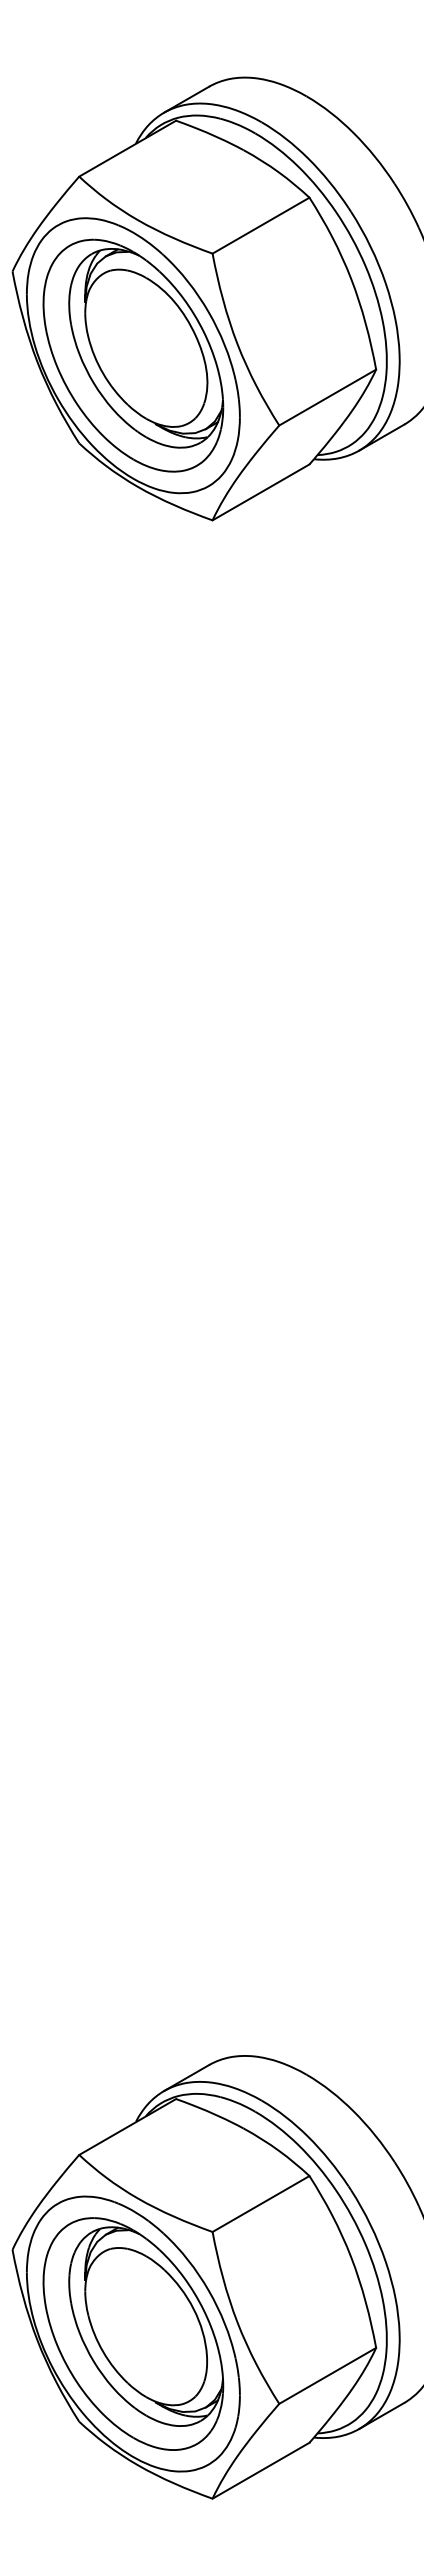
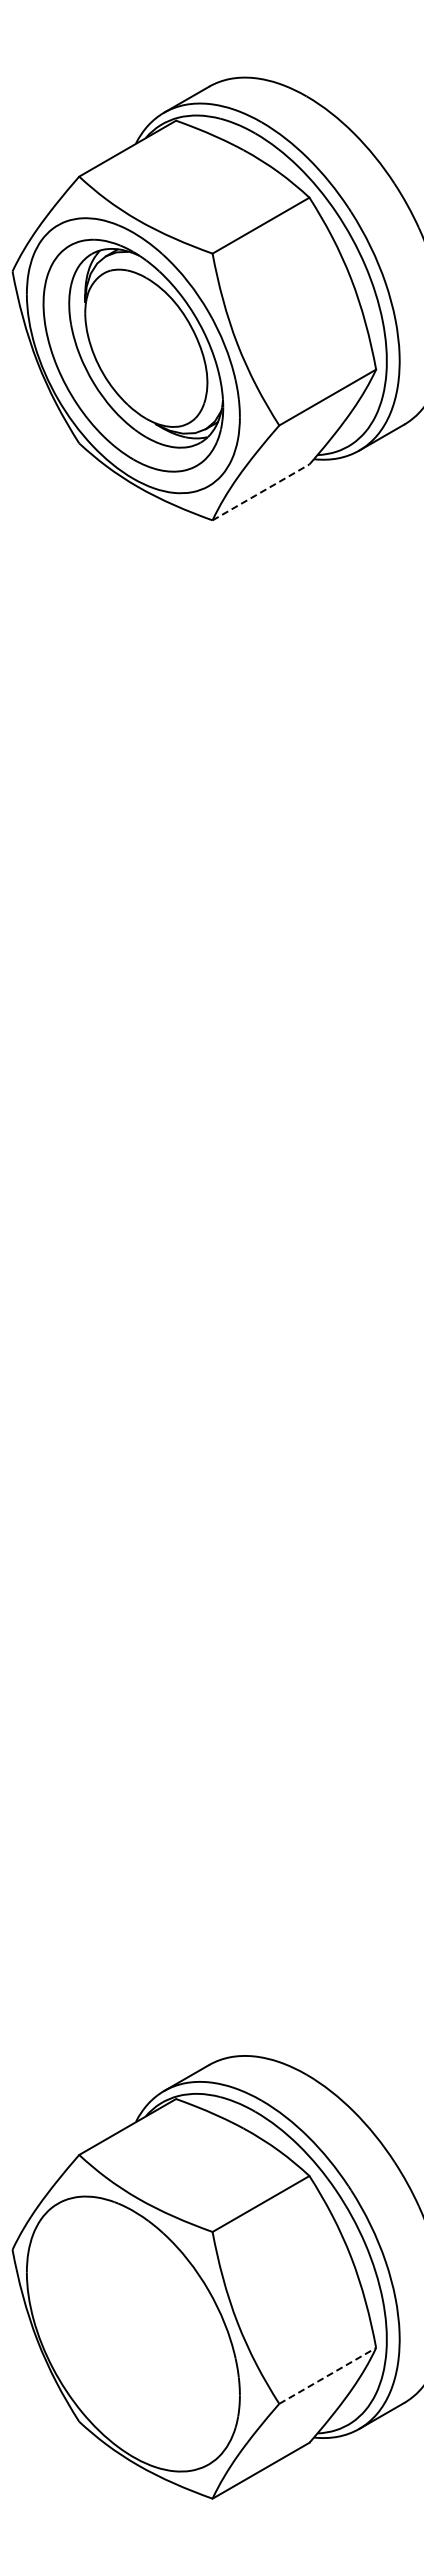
line: solid -> dashed (261, 492)
part: present -> none (133, 2333)
line: solid -> dashed (327, 2375)
